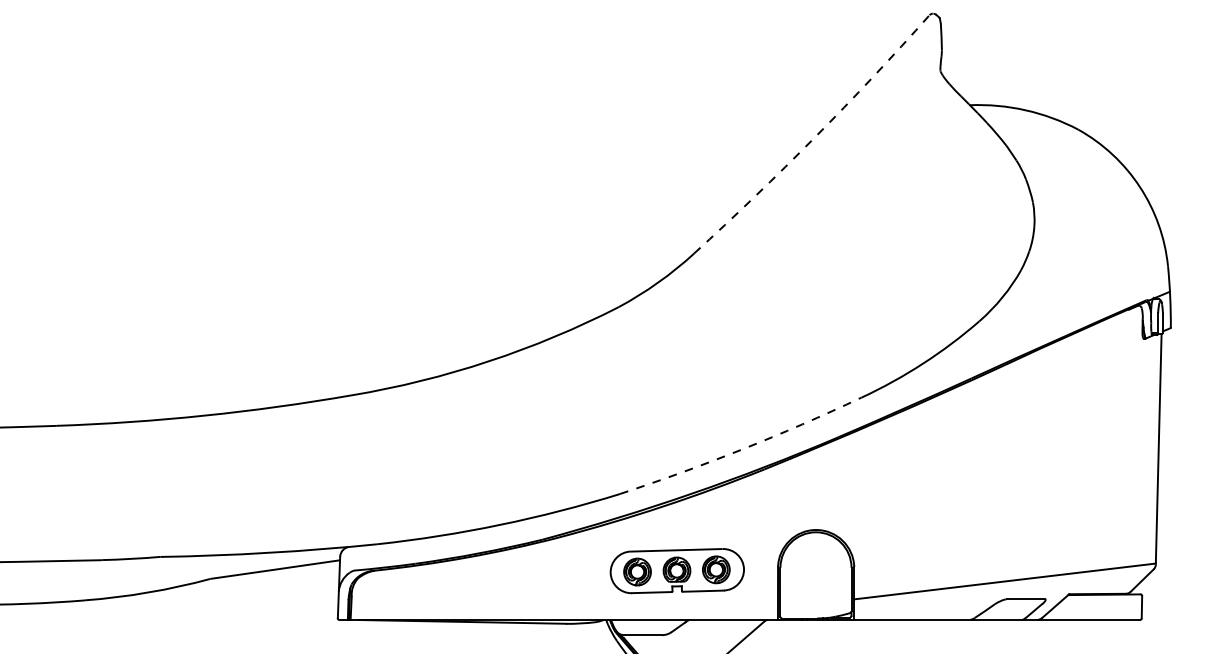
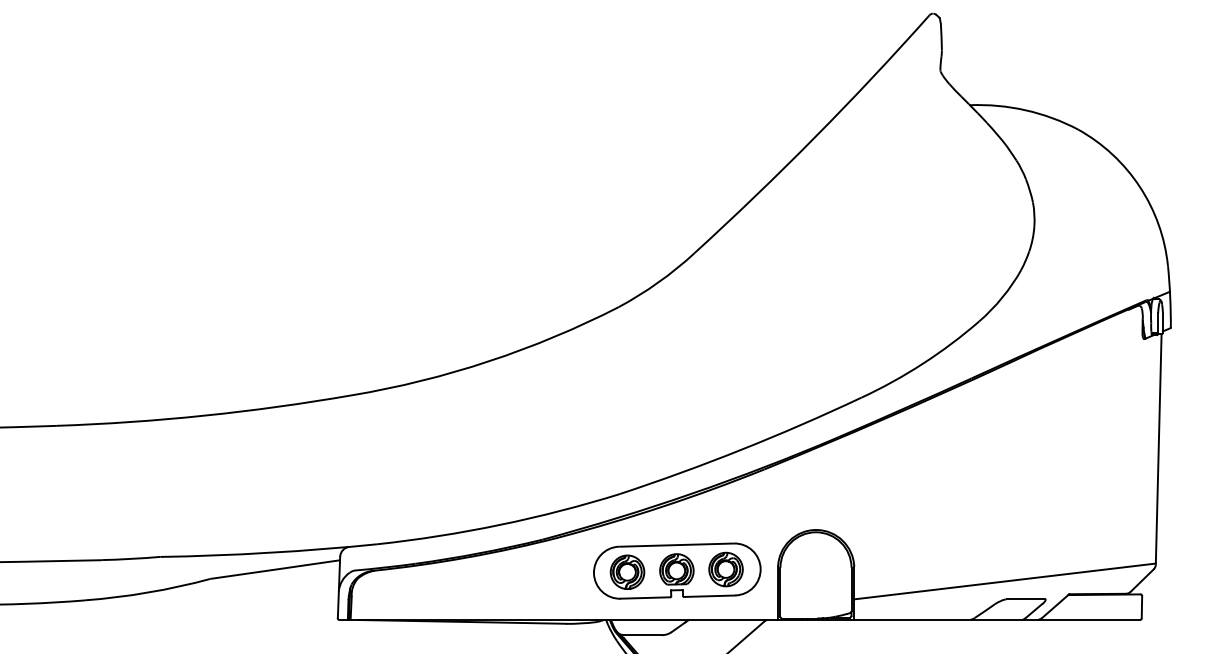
arc: dashed -> solid (814, 137)
arc: dashed -> solid (742, 449)
part size: 136x47 px -> 169x58 px (677, 570)
